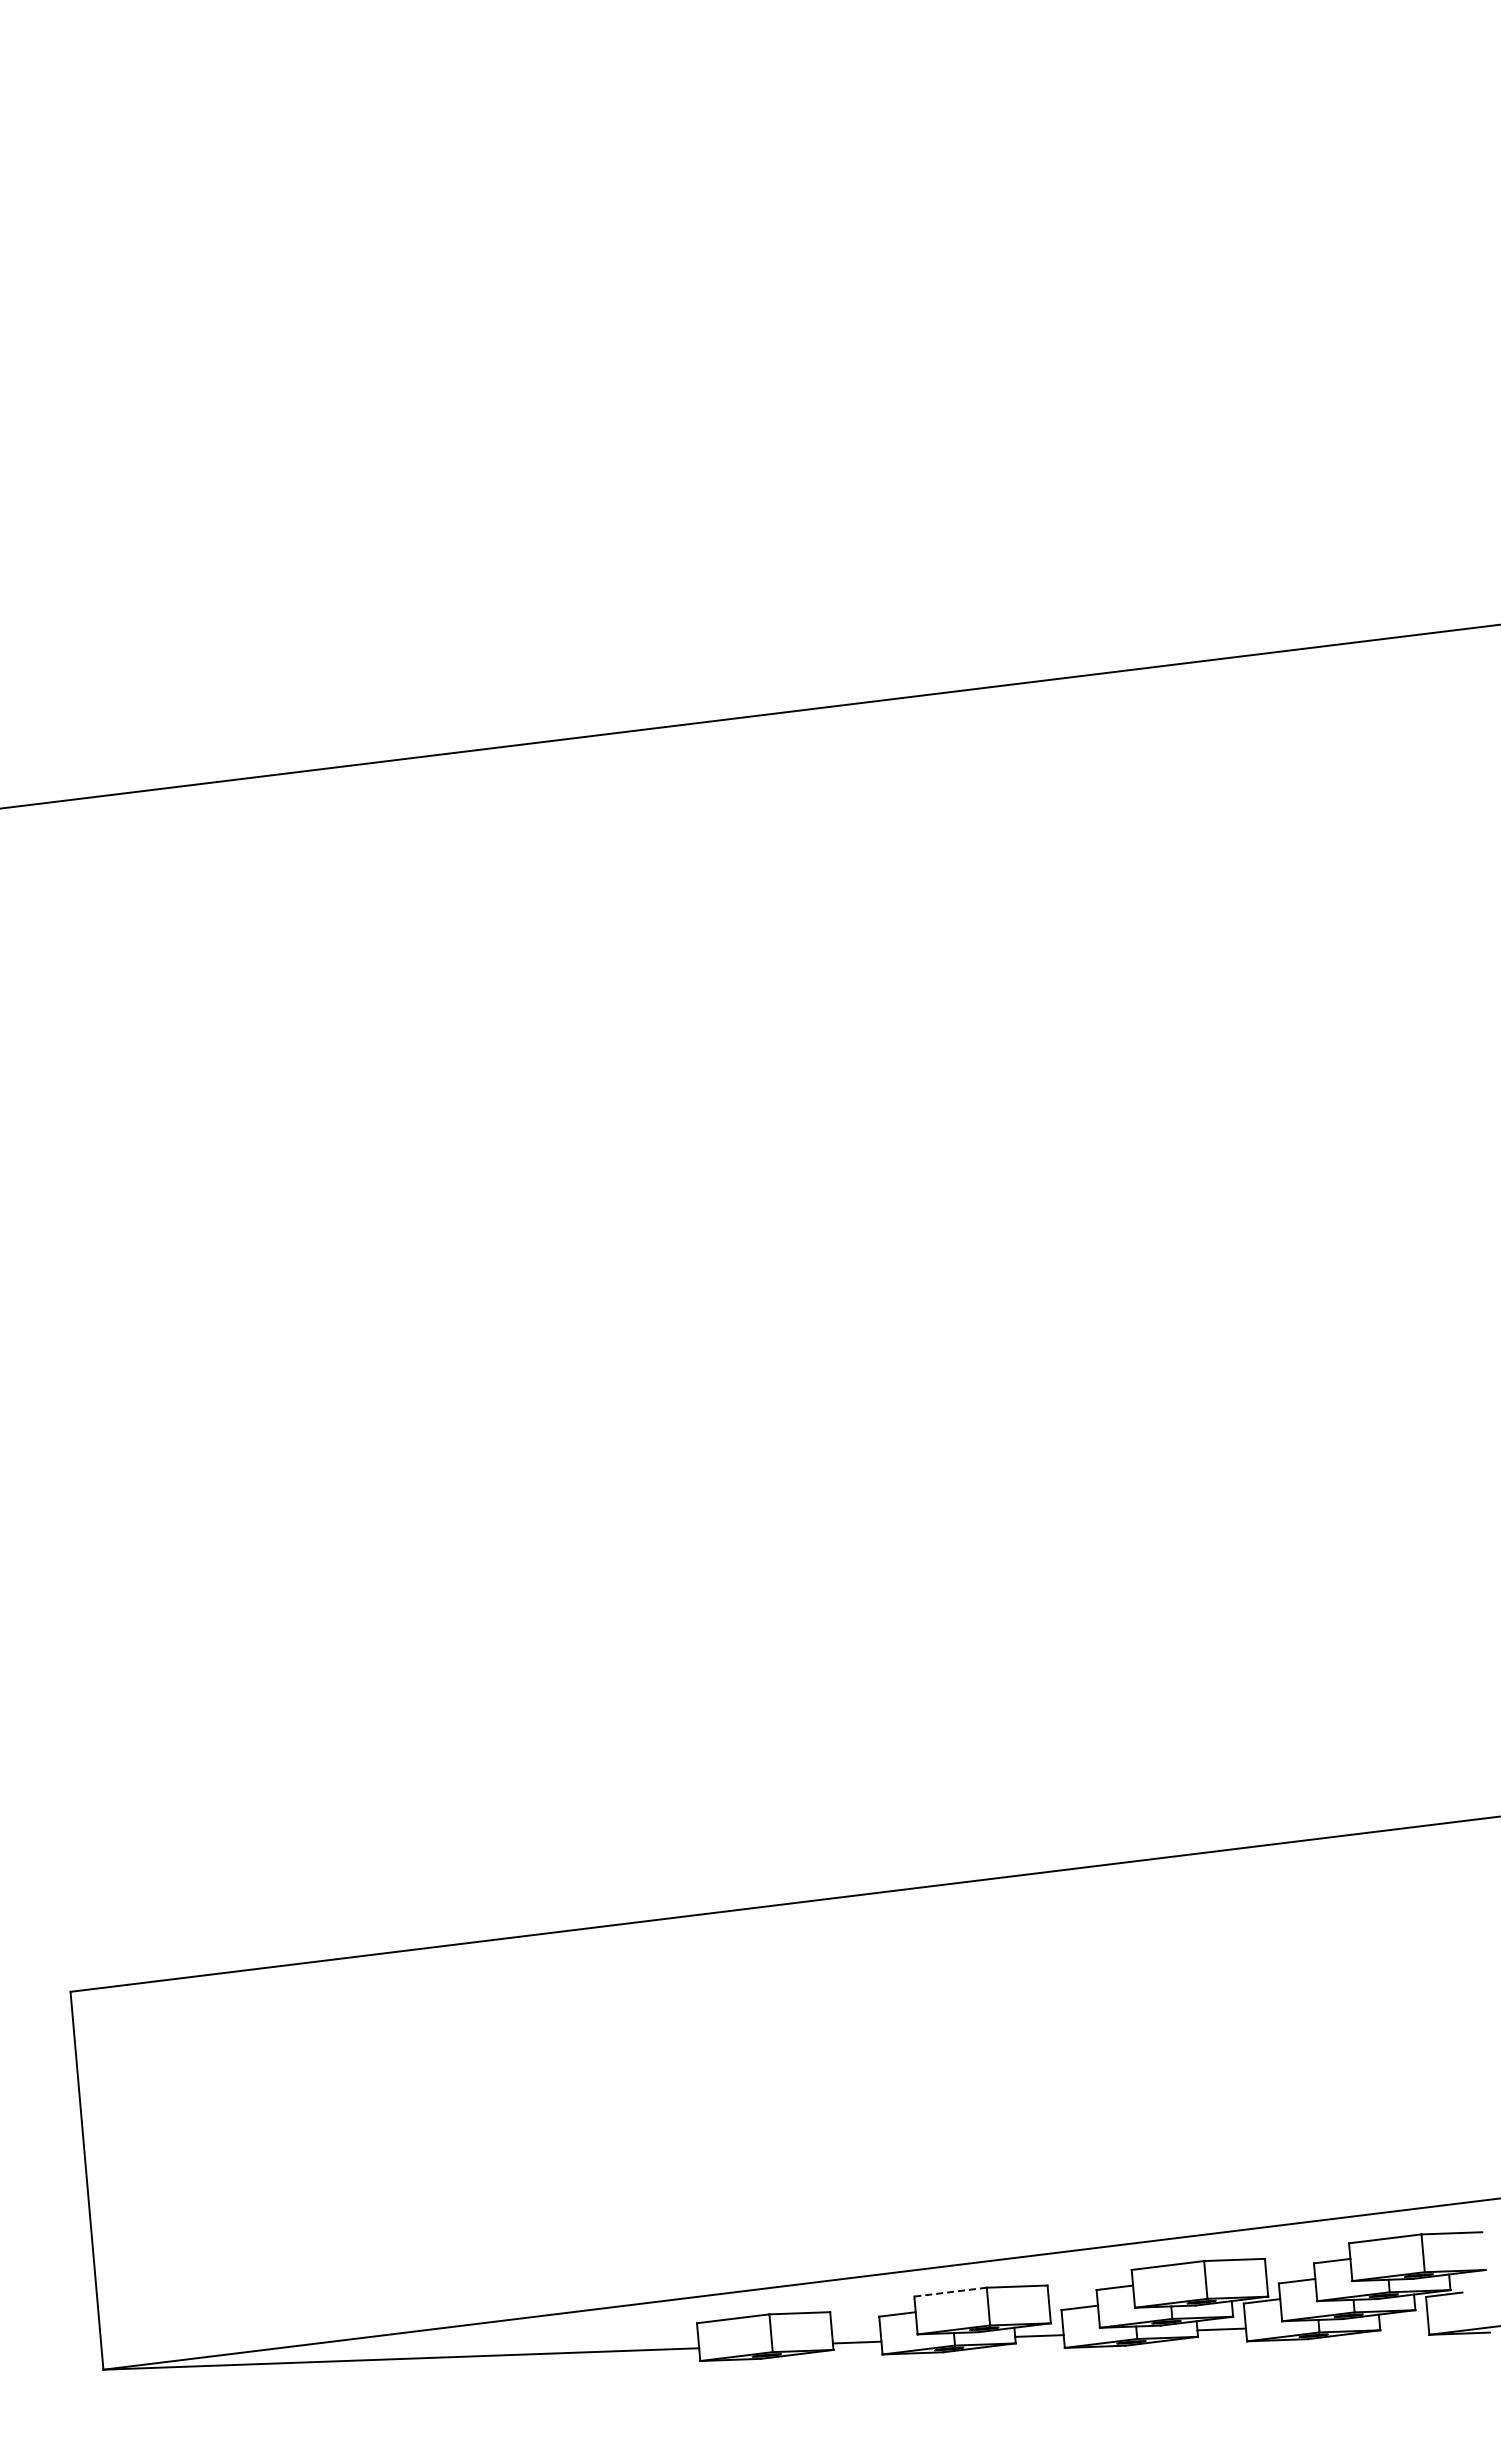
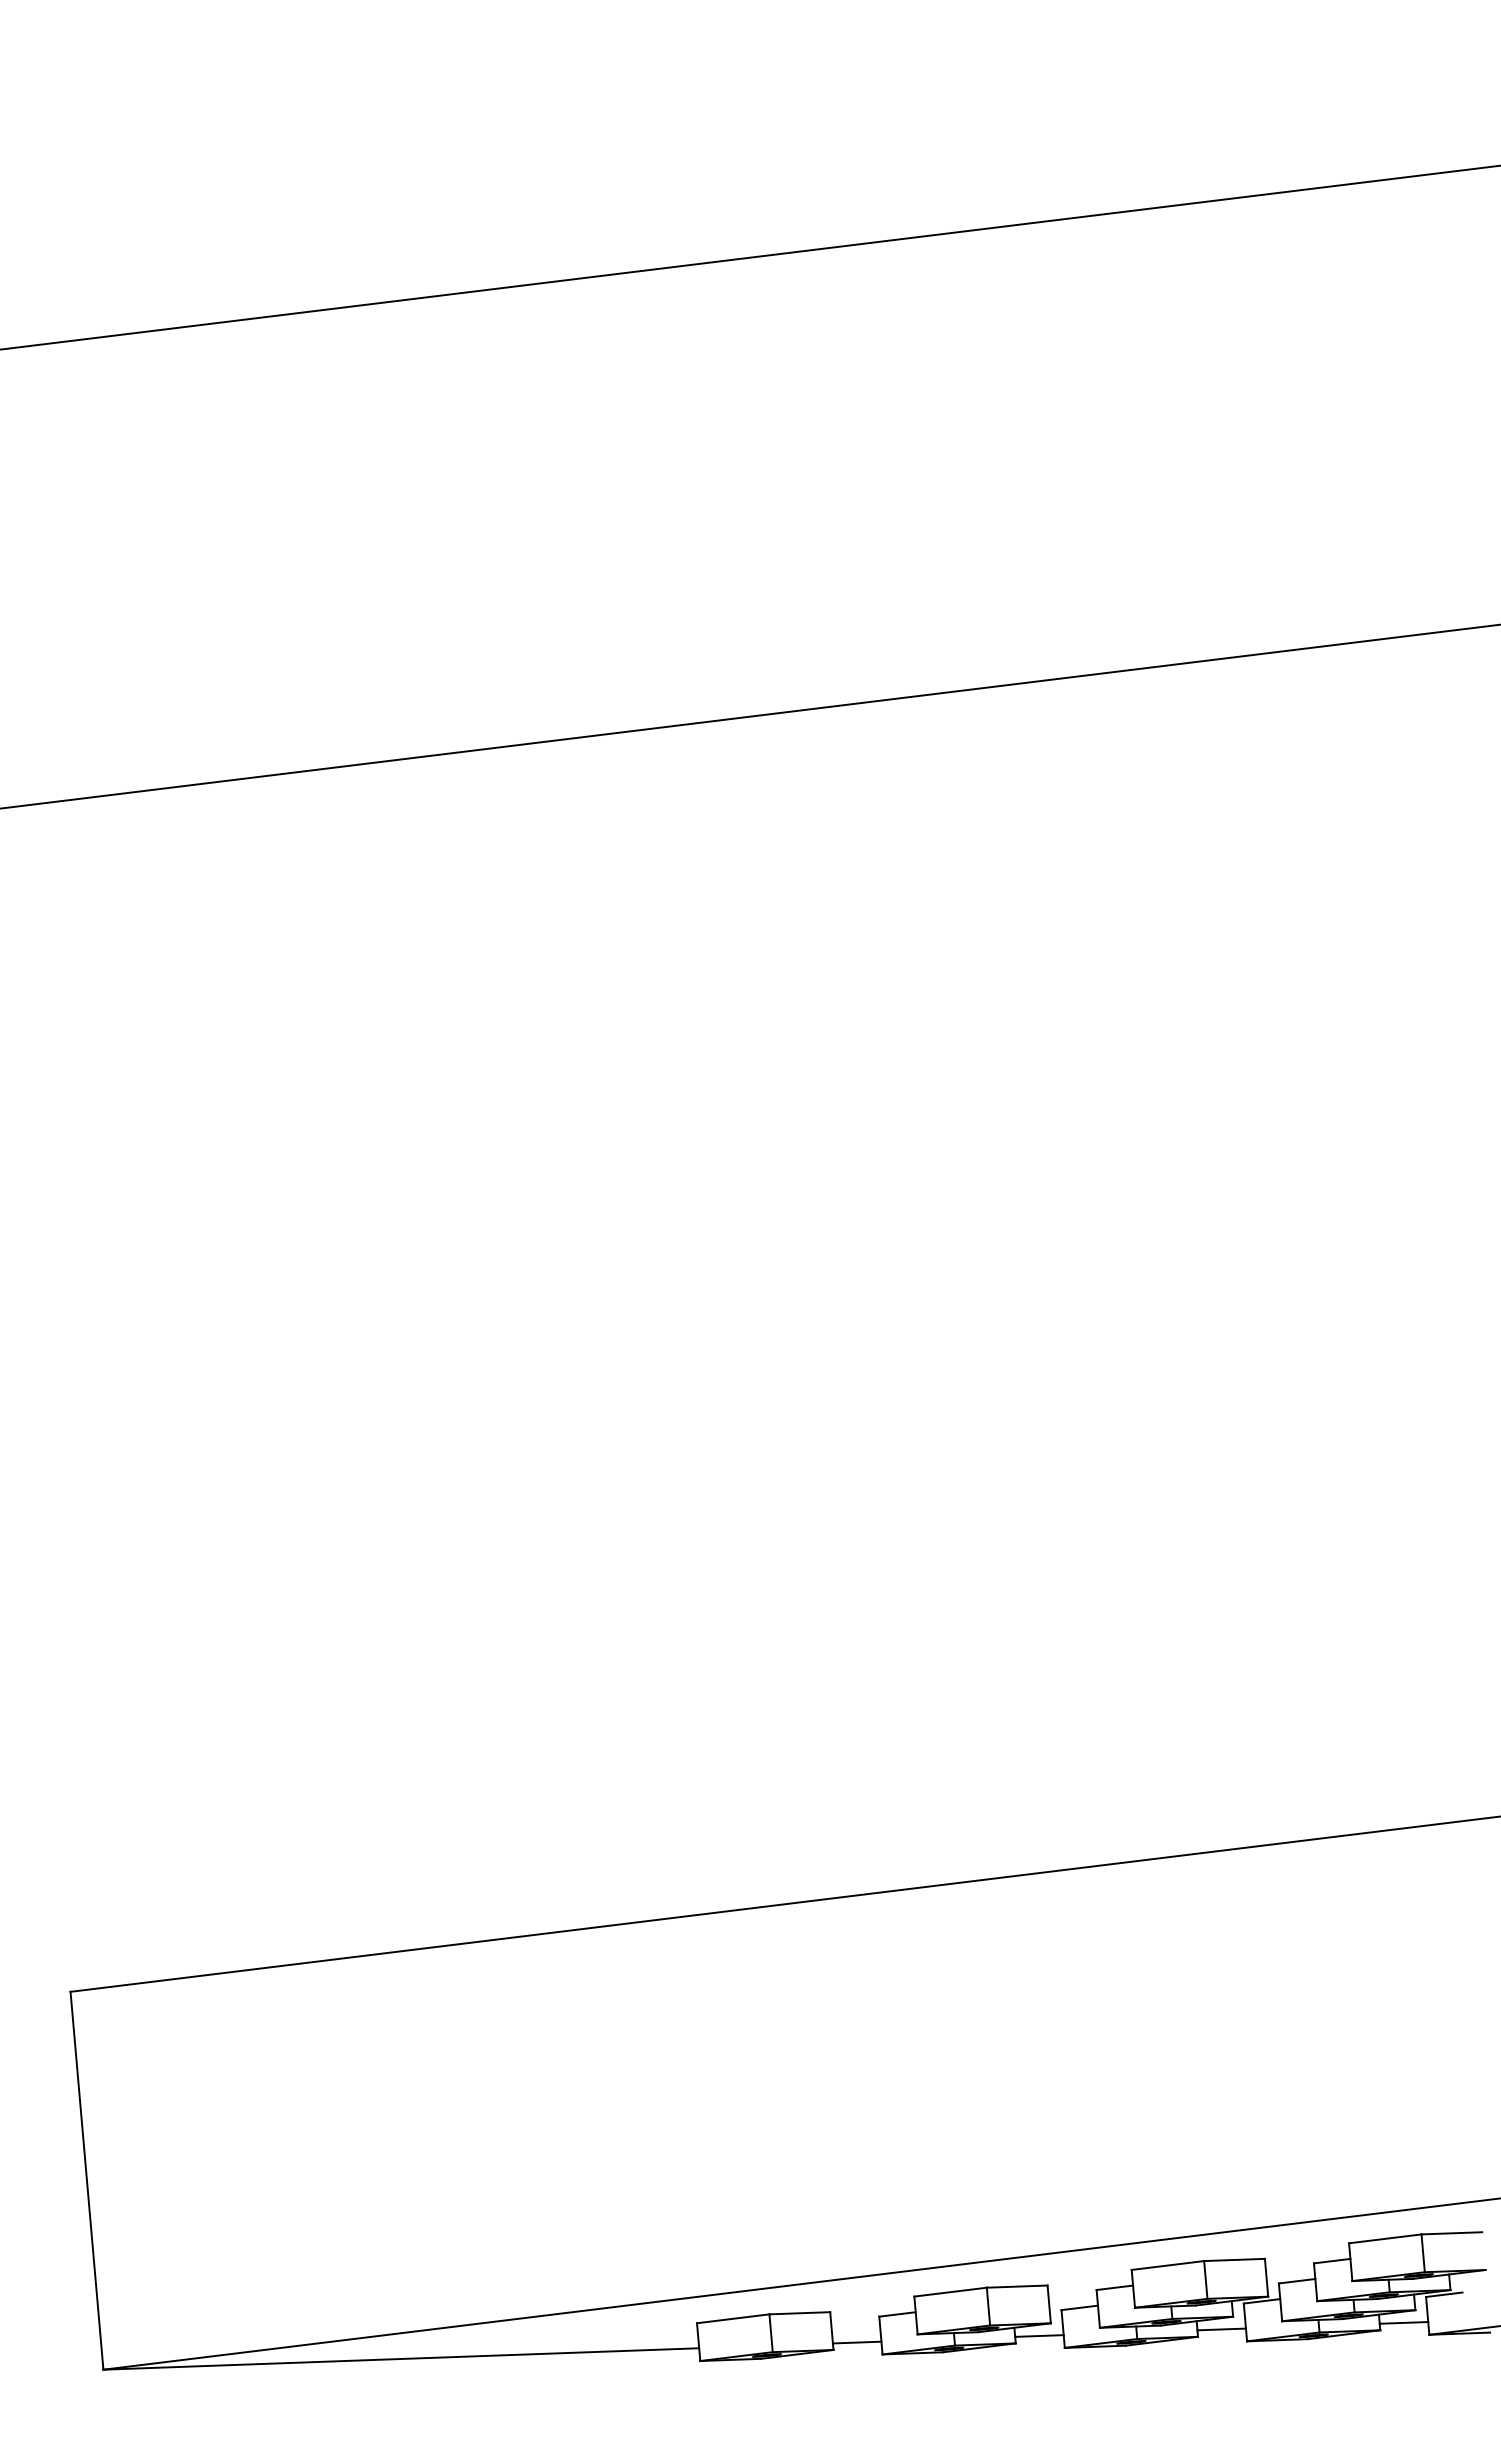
line: none -> present (749, 257)
line: dashed -> solid (950, 2292)
line: none -> present (1403, 2322)
